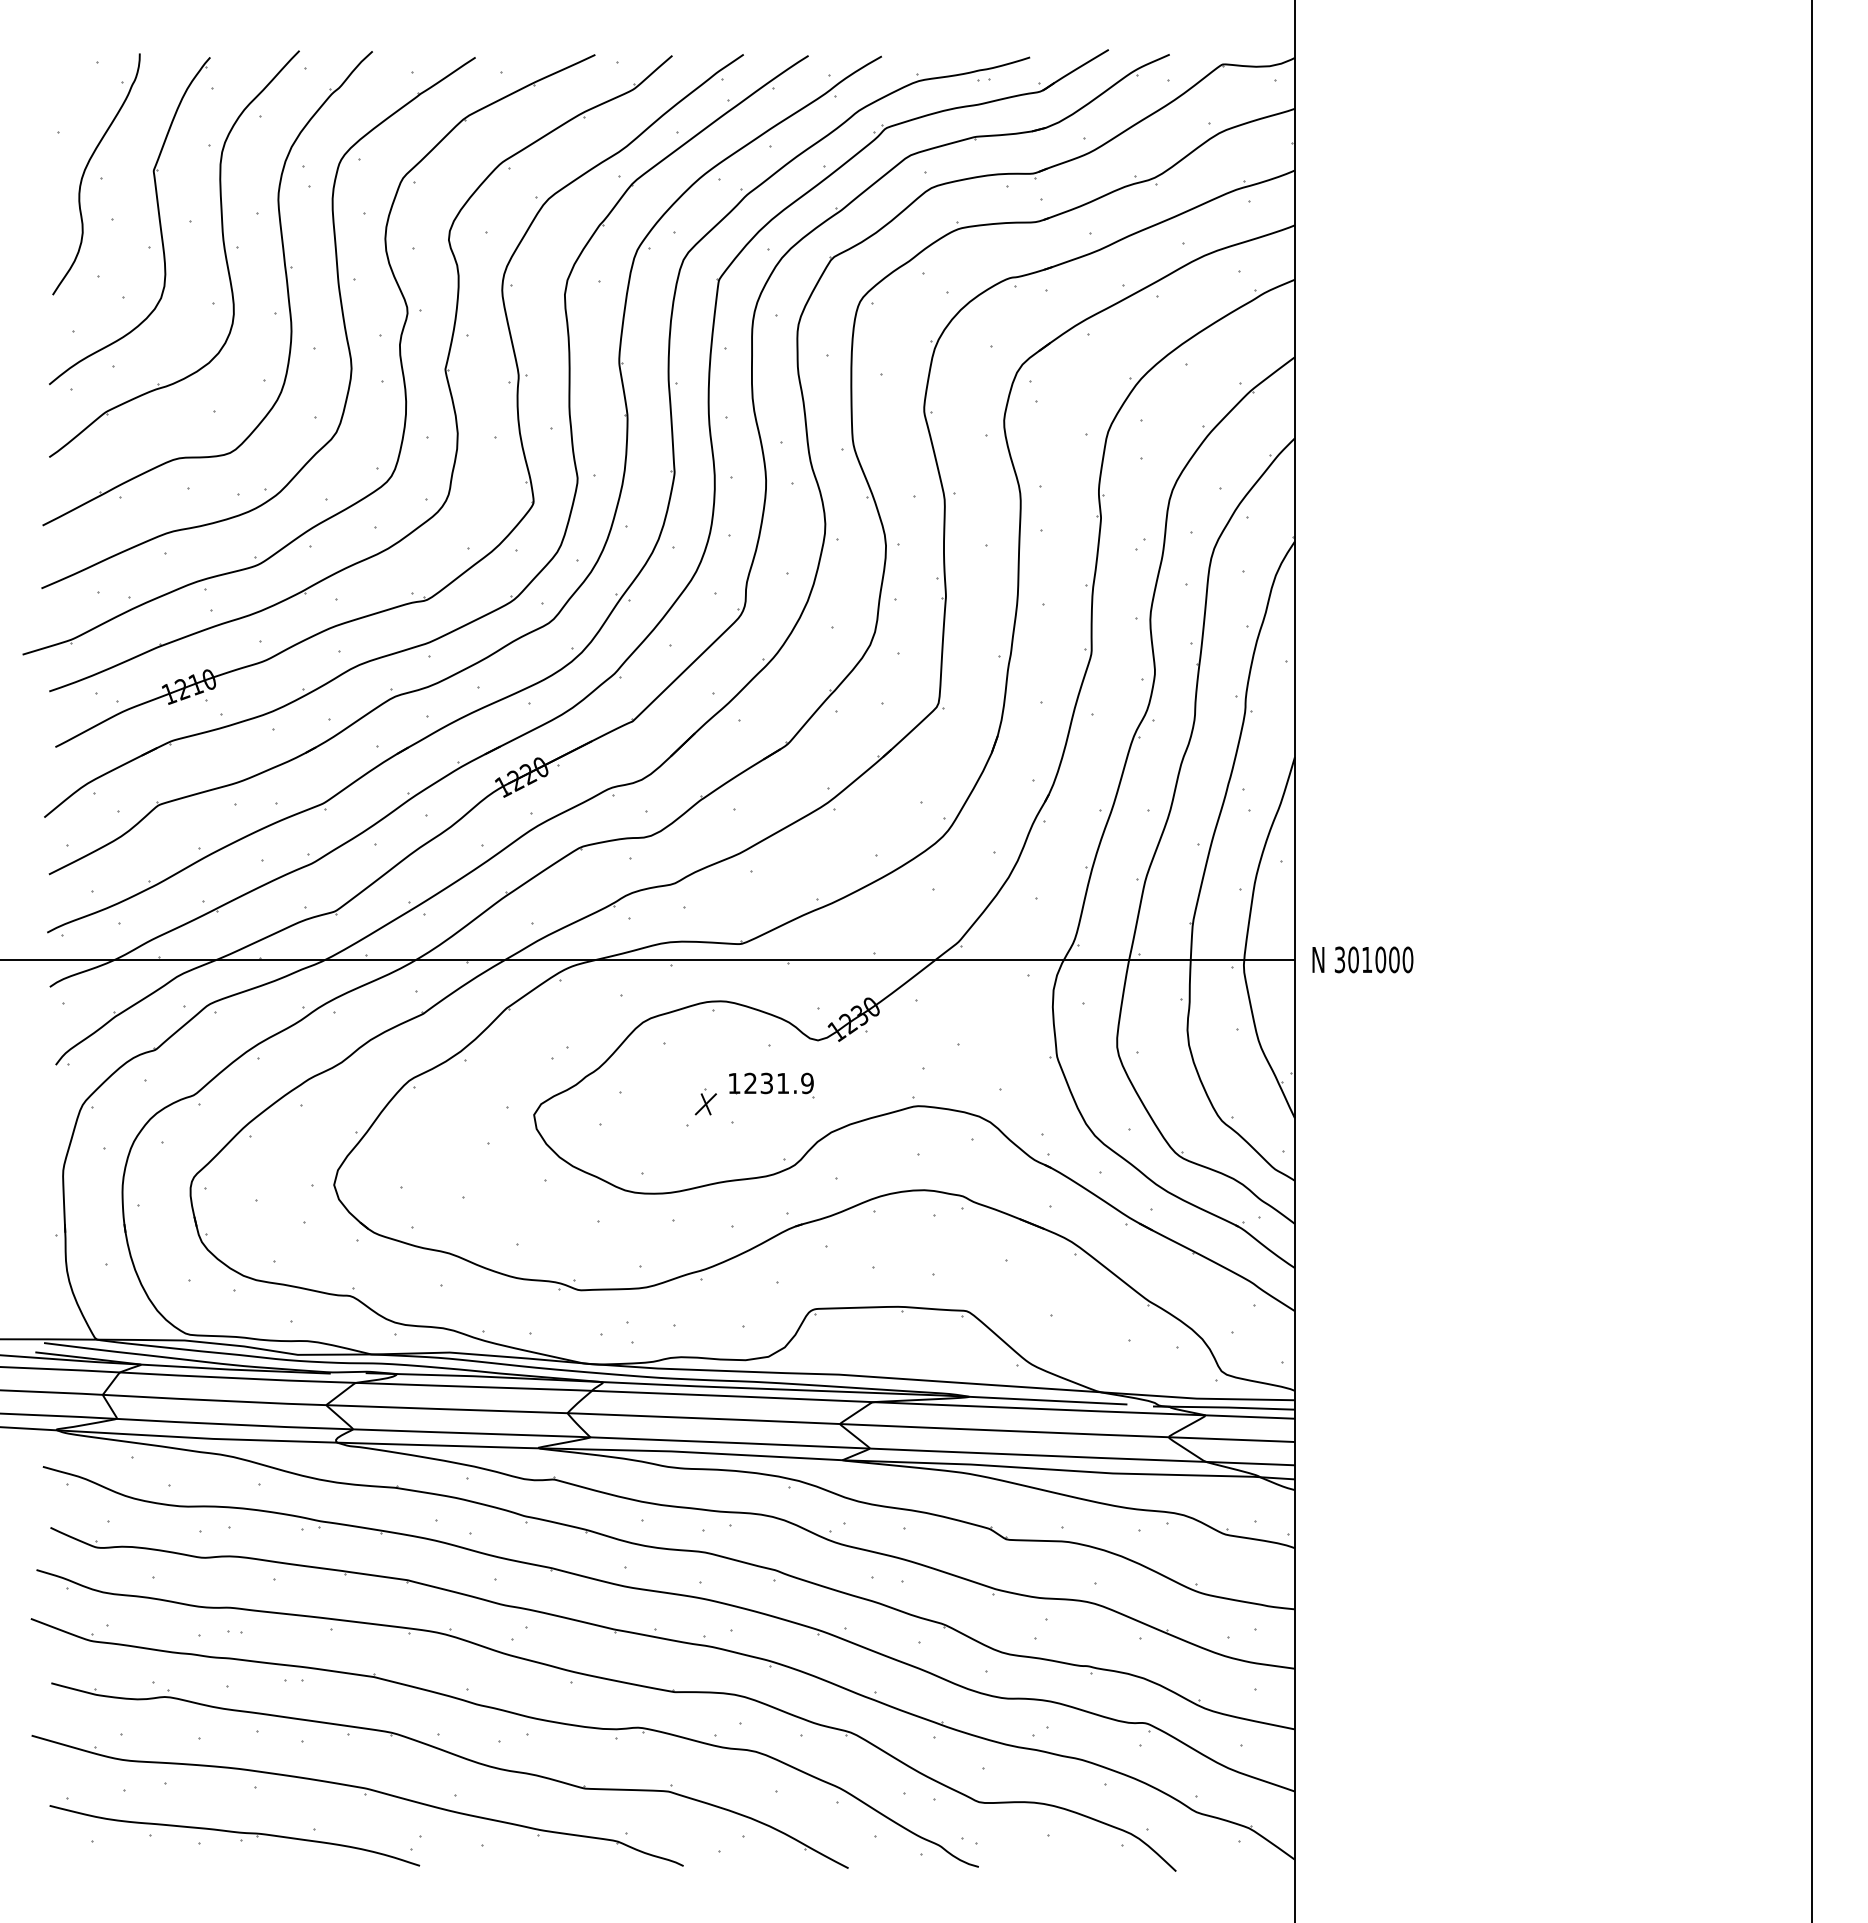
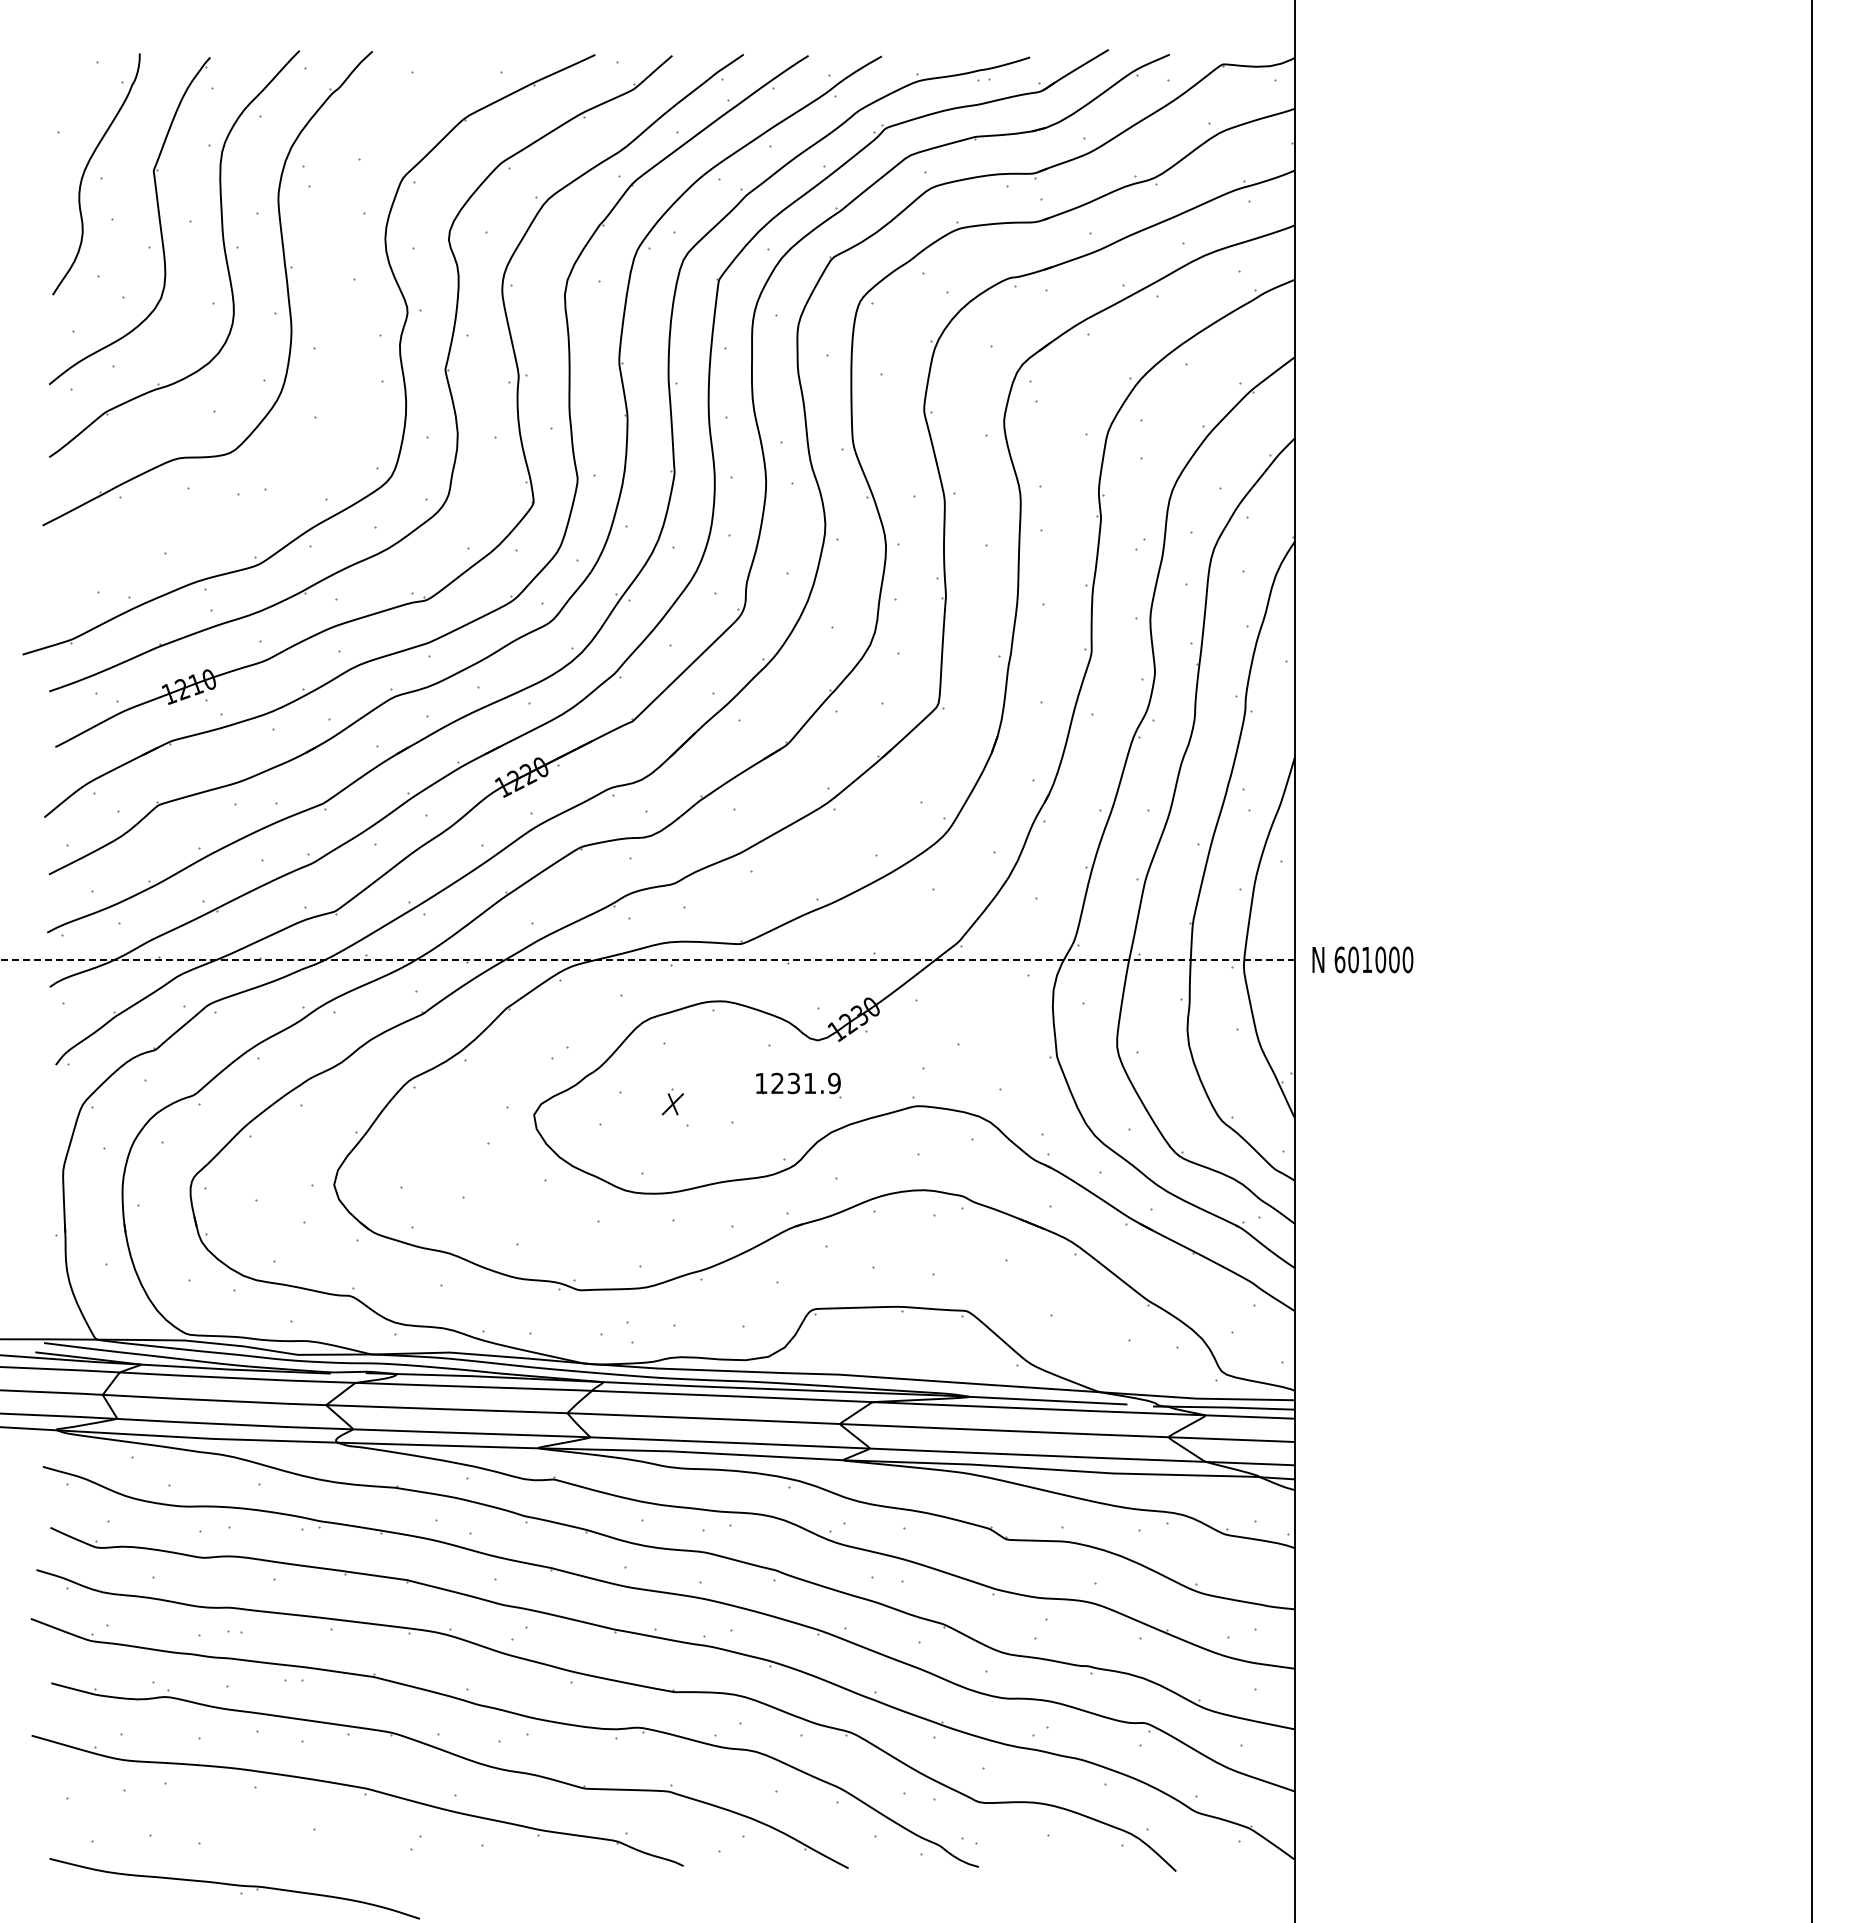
part: present -> none (341, 313)
line: solid -> dashed (647, 959)
text: 301000 -> 601000 (1339, 959)
part position: (771, 1085) -> (798, 1085) (798, 1085)
part position: (705, 1101) -> (672, 1101) (672, 1101)
part position: (234, 1835) -> (234, 1888) (234, 1888)
